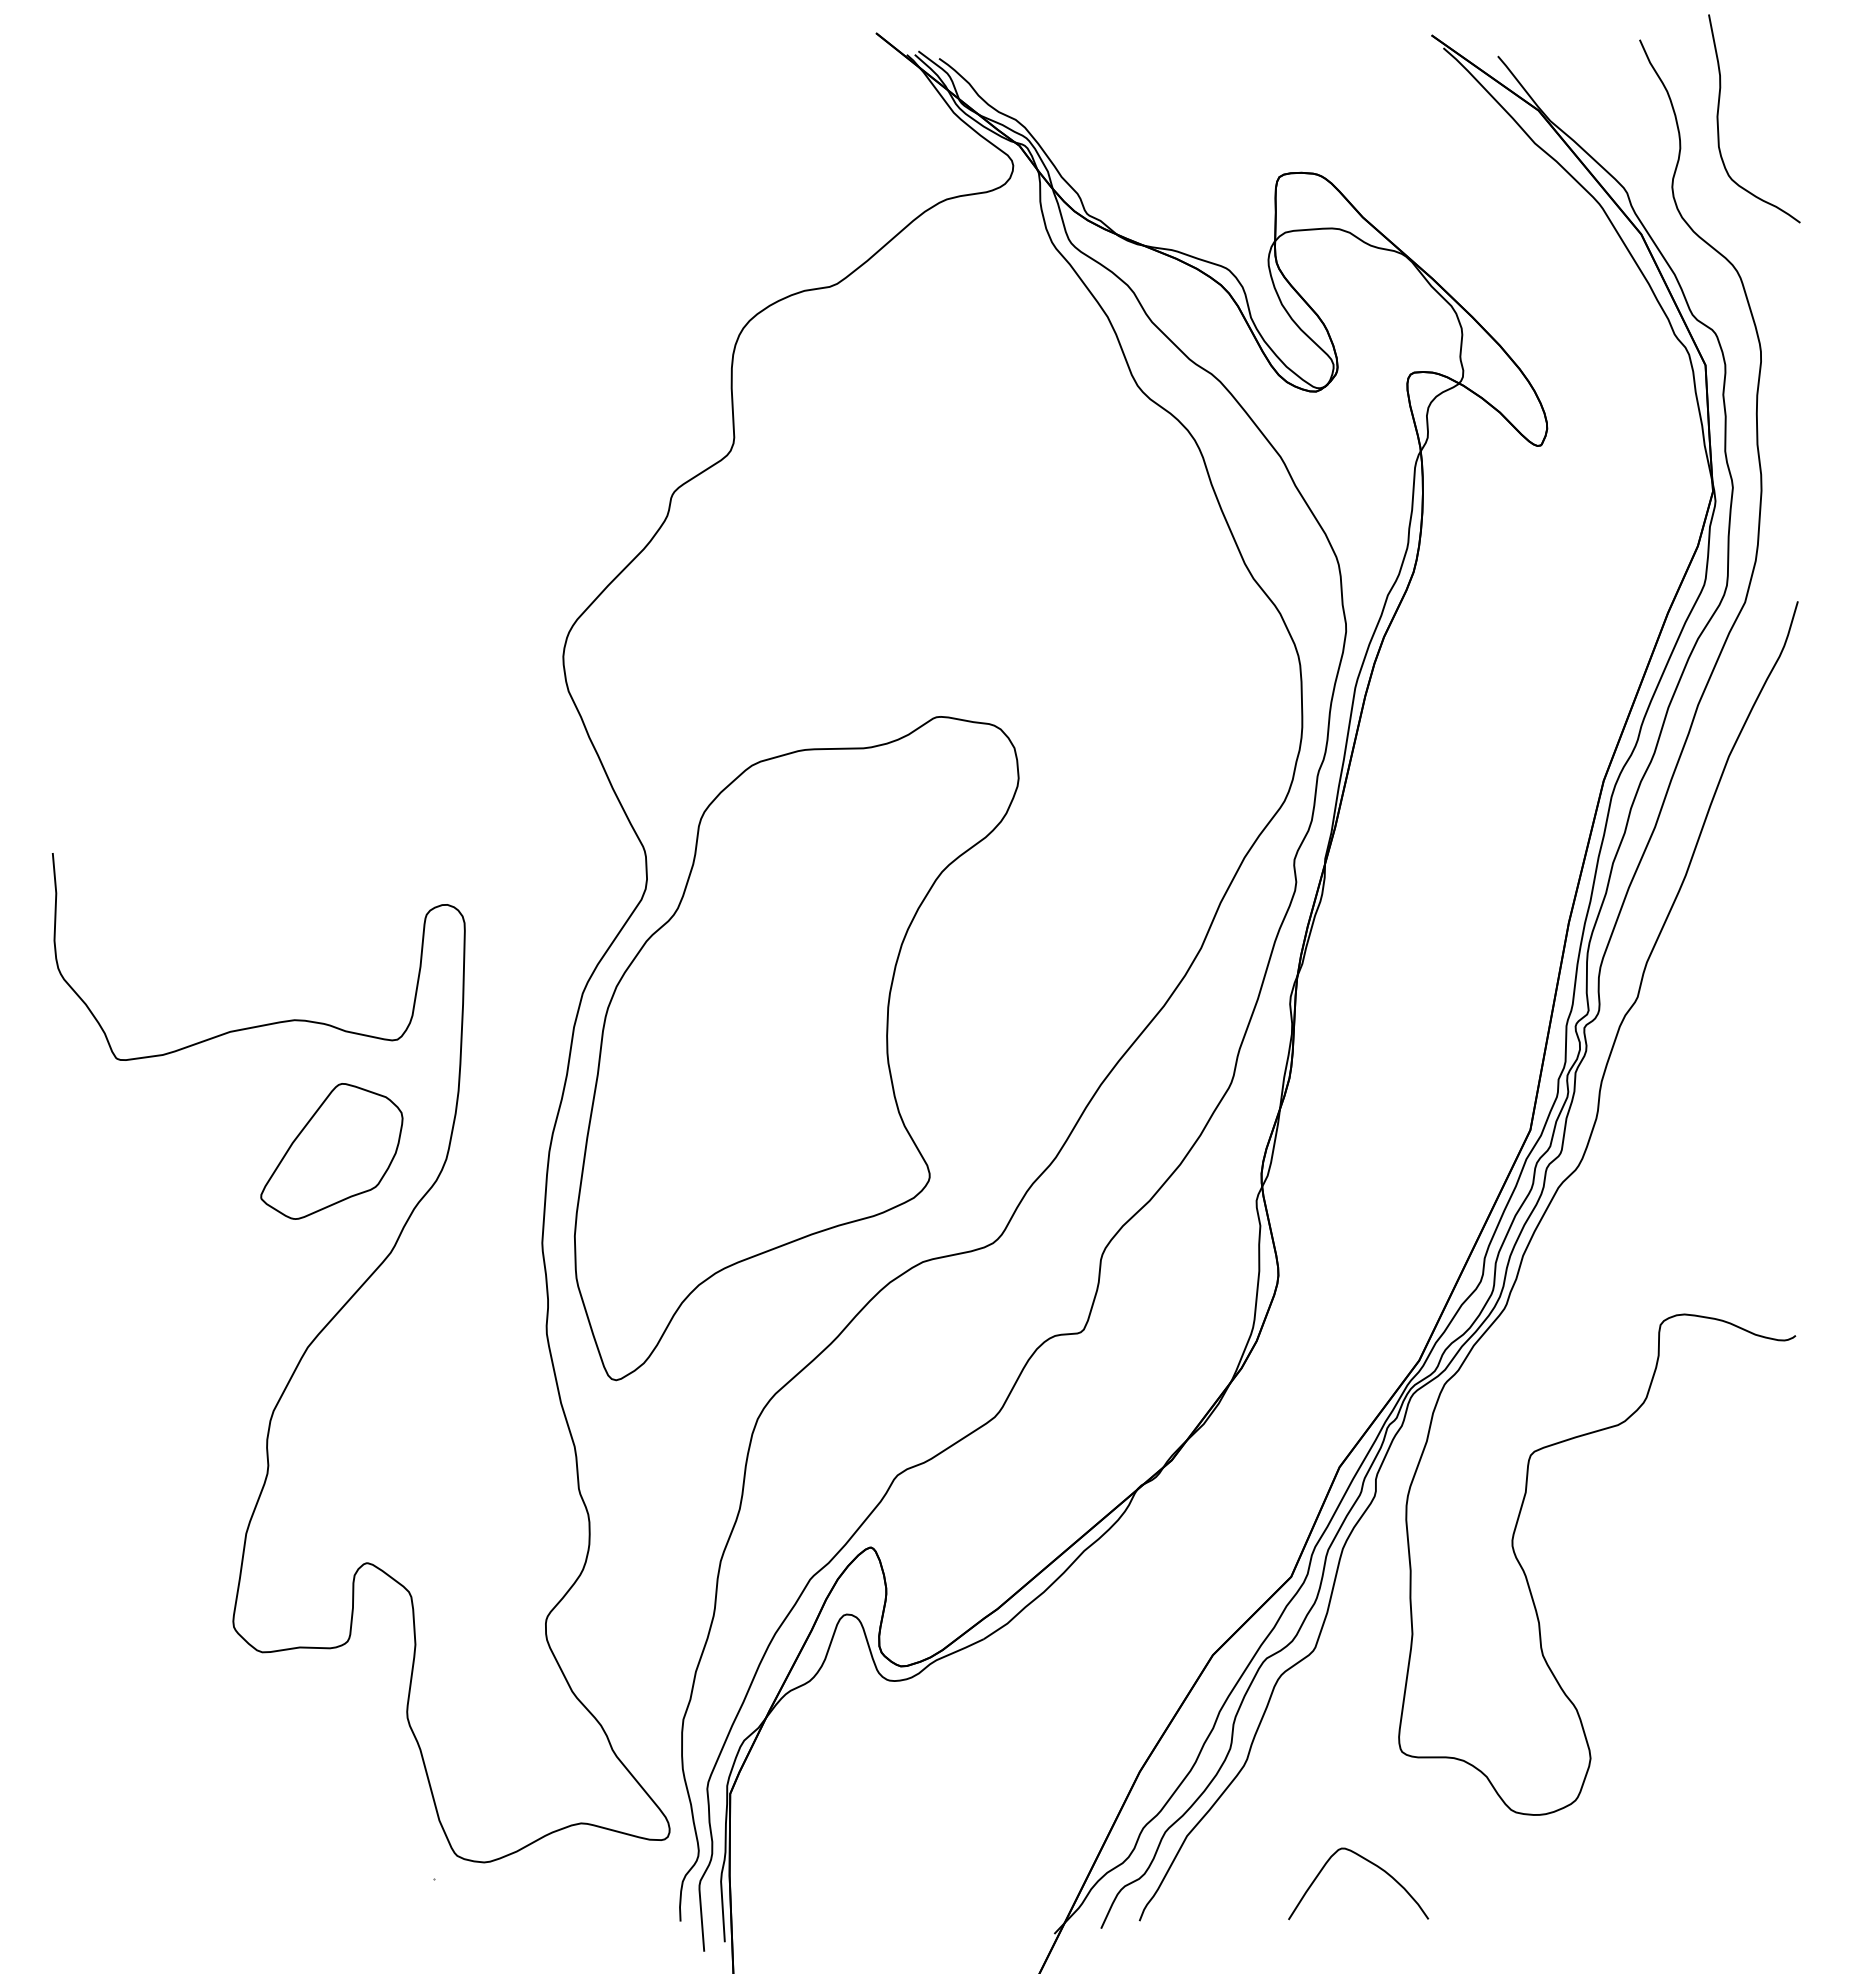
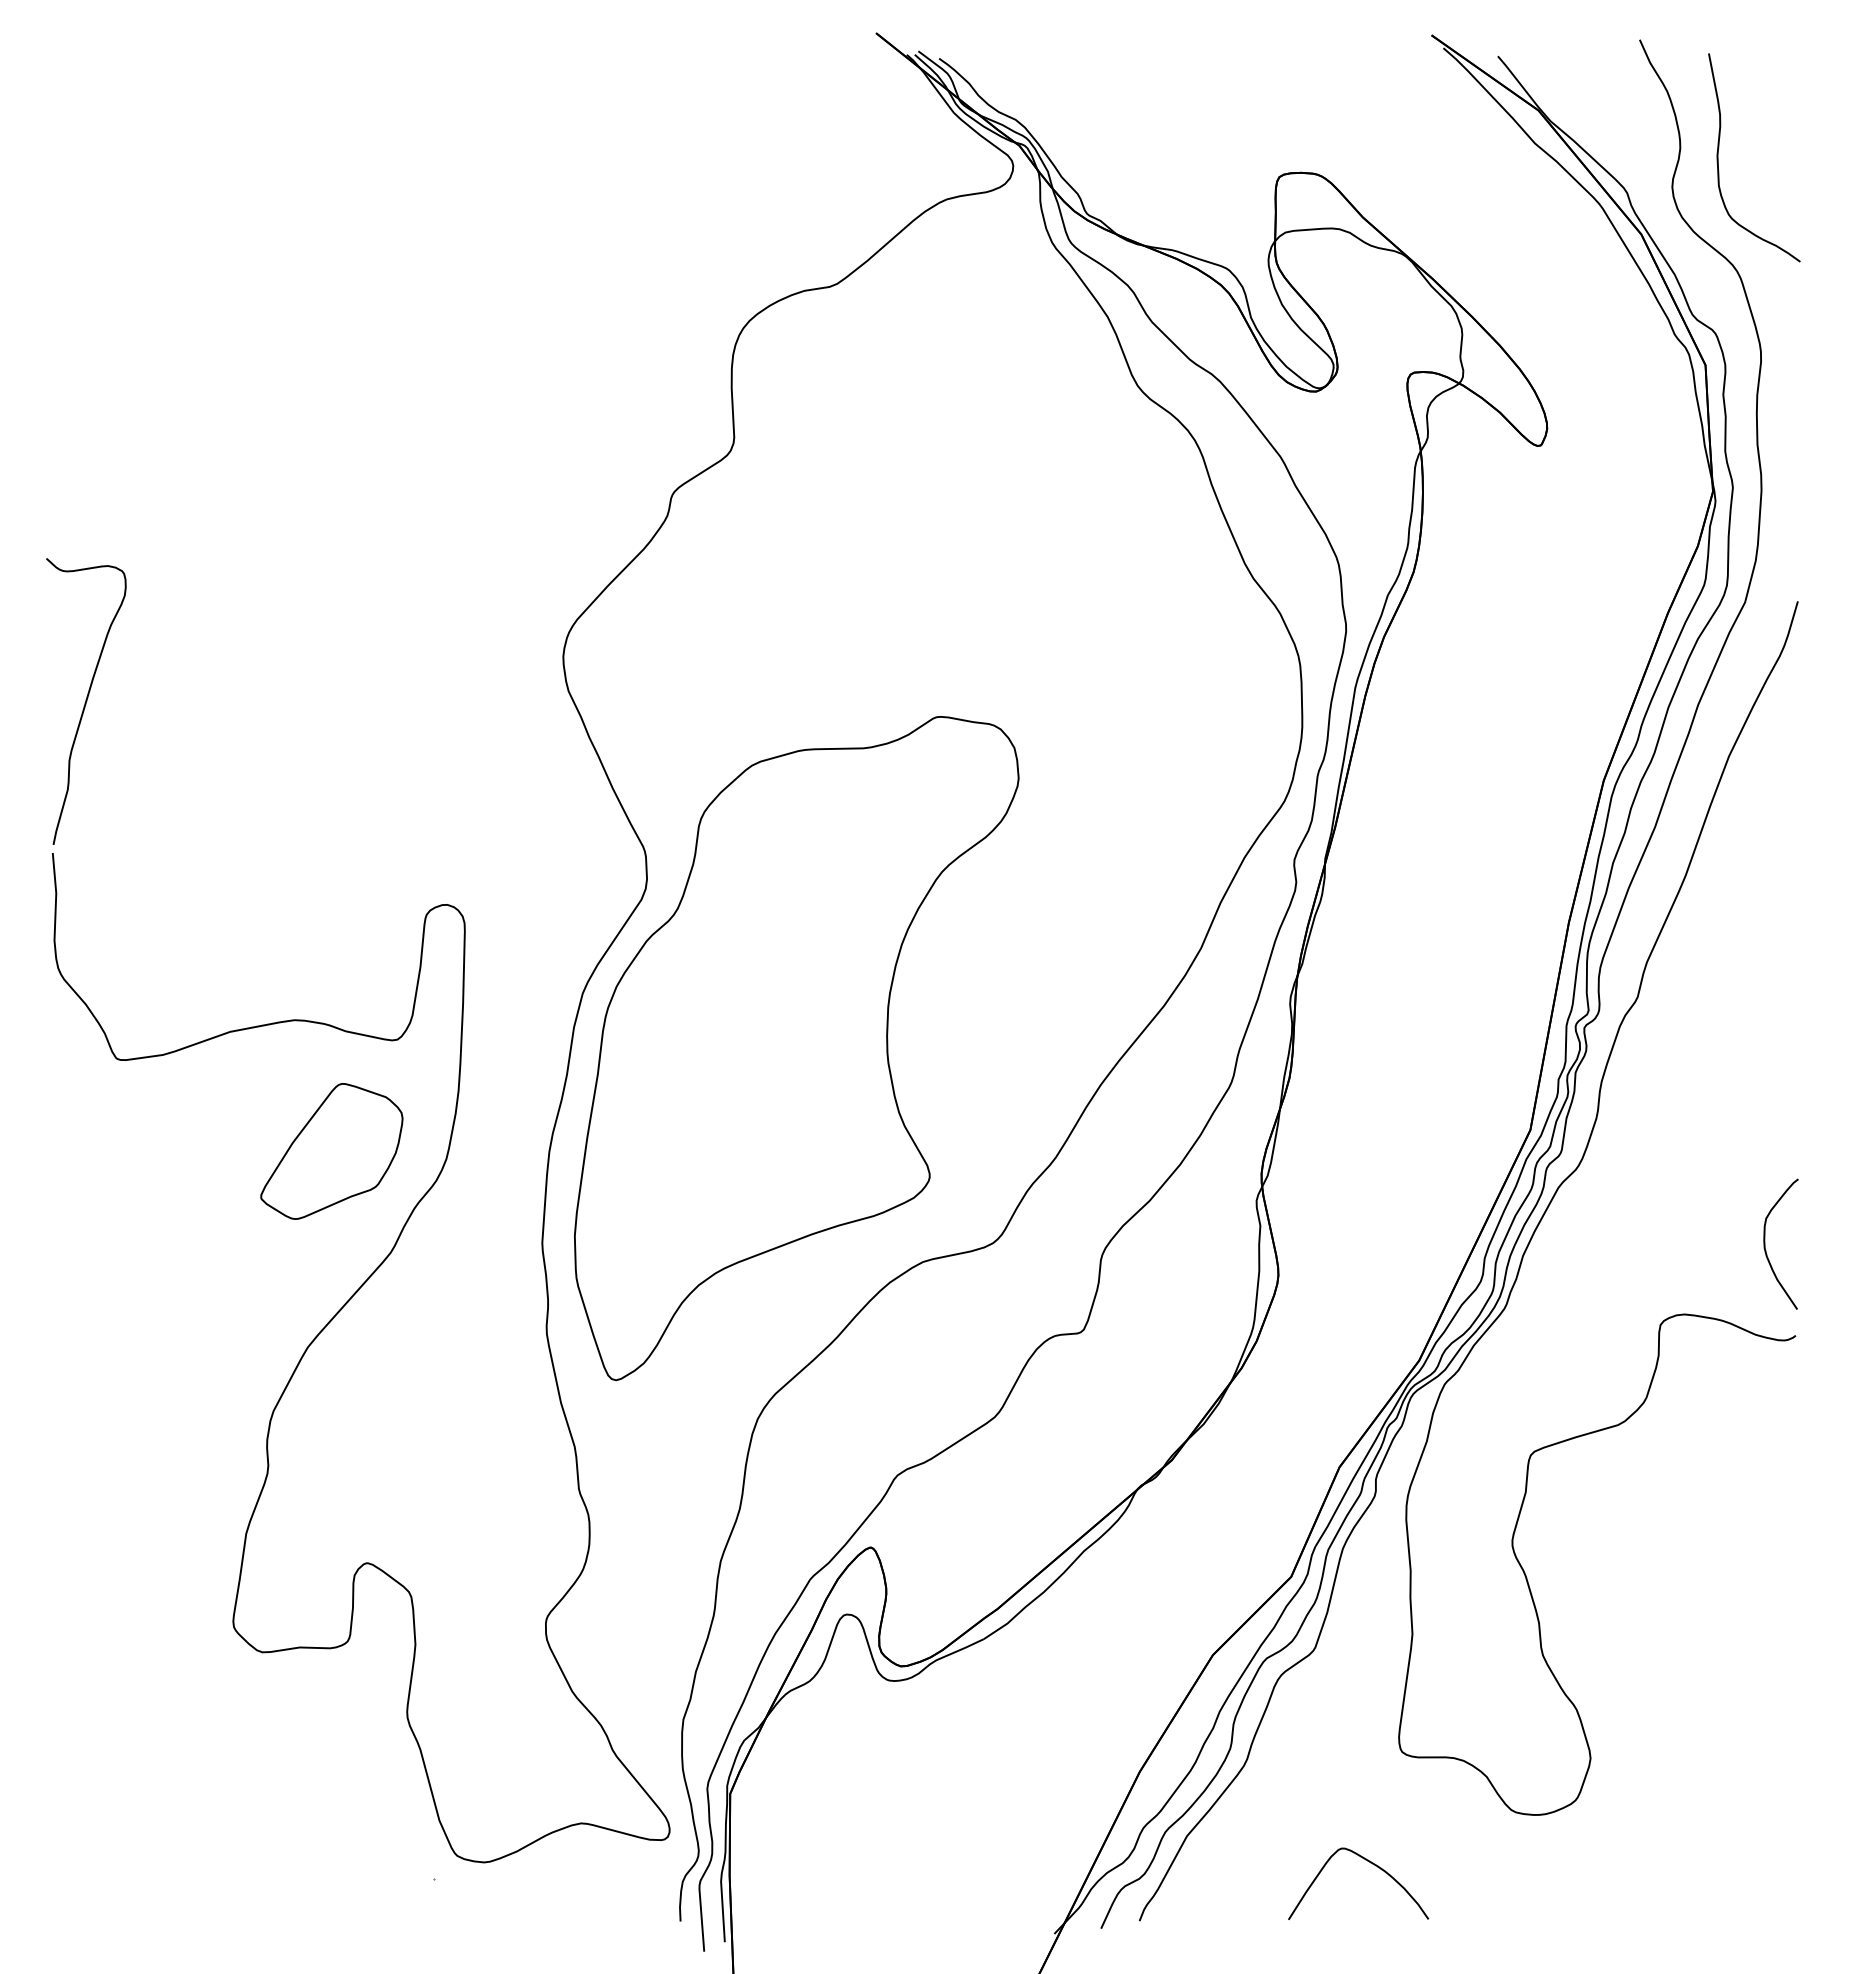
curve position: (1718, 118) -> (1718, 157) (1718, 157)
curve: none -> present (86, 701)
curve: none -> present (1765, 1243)
